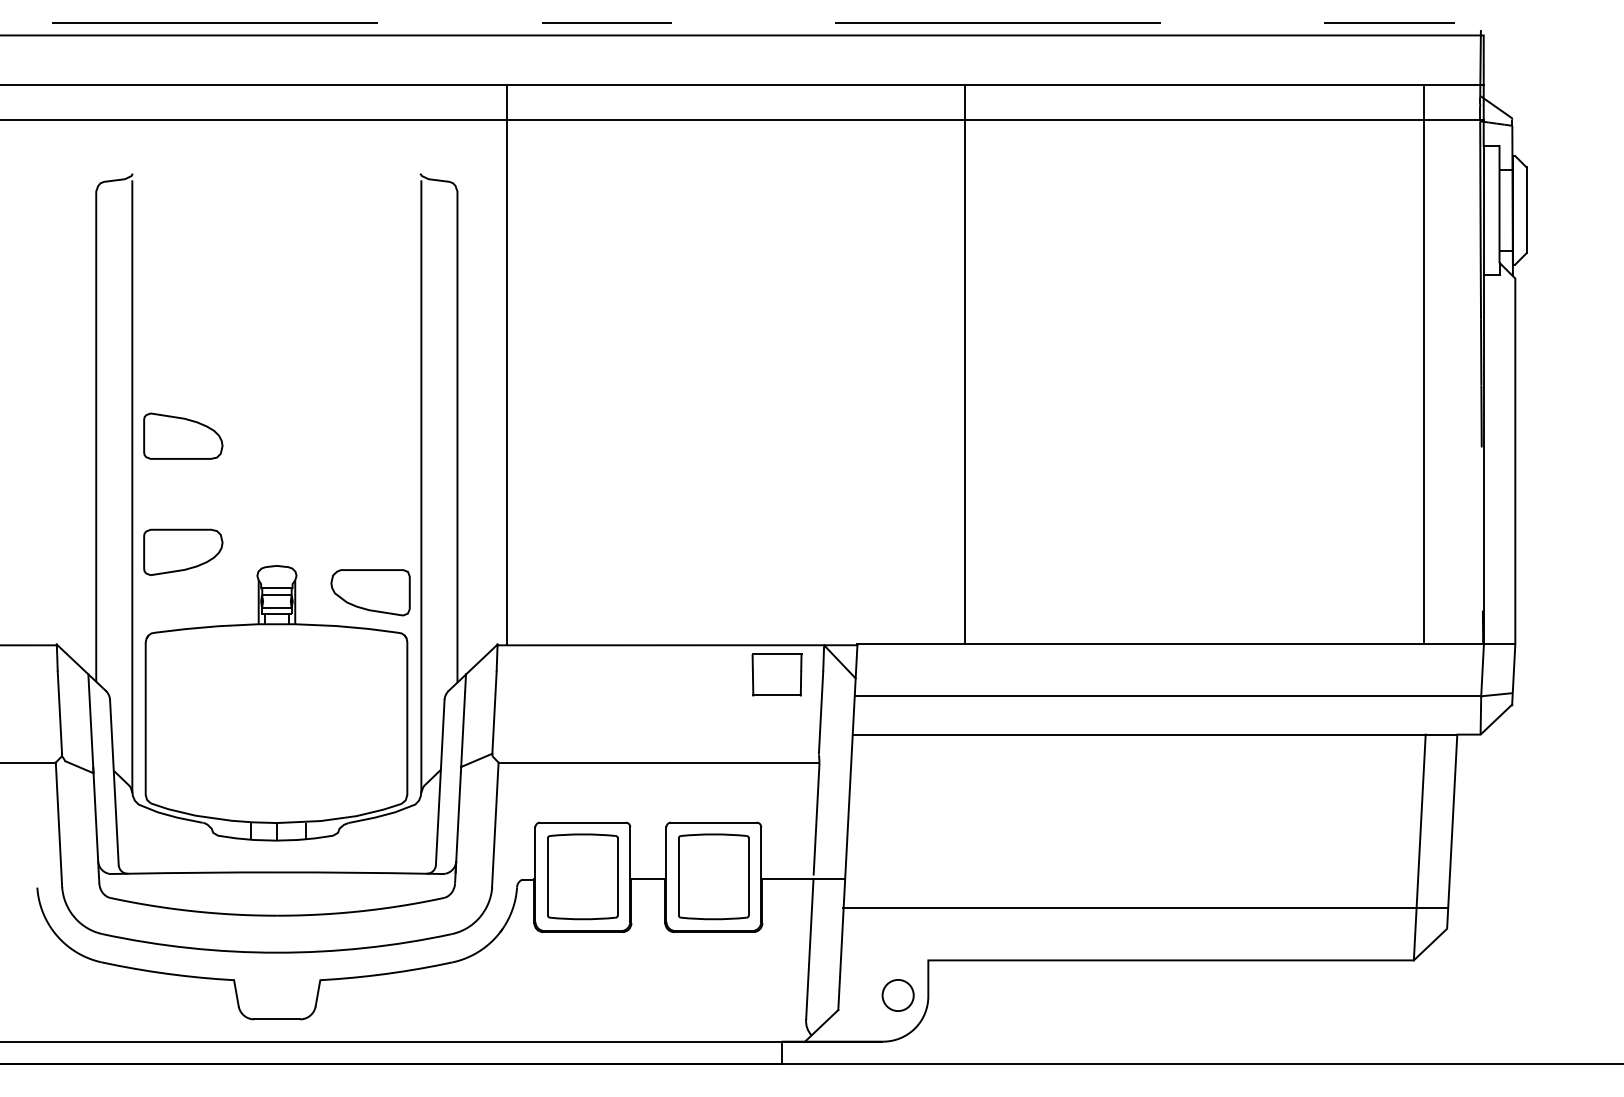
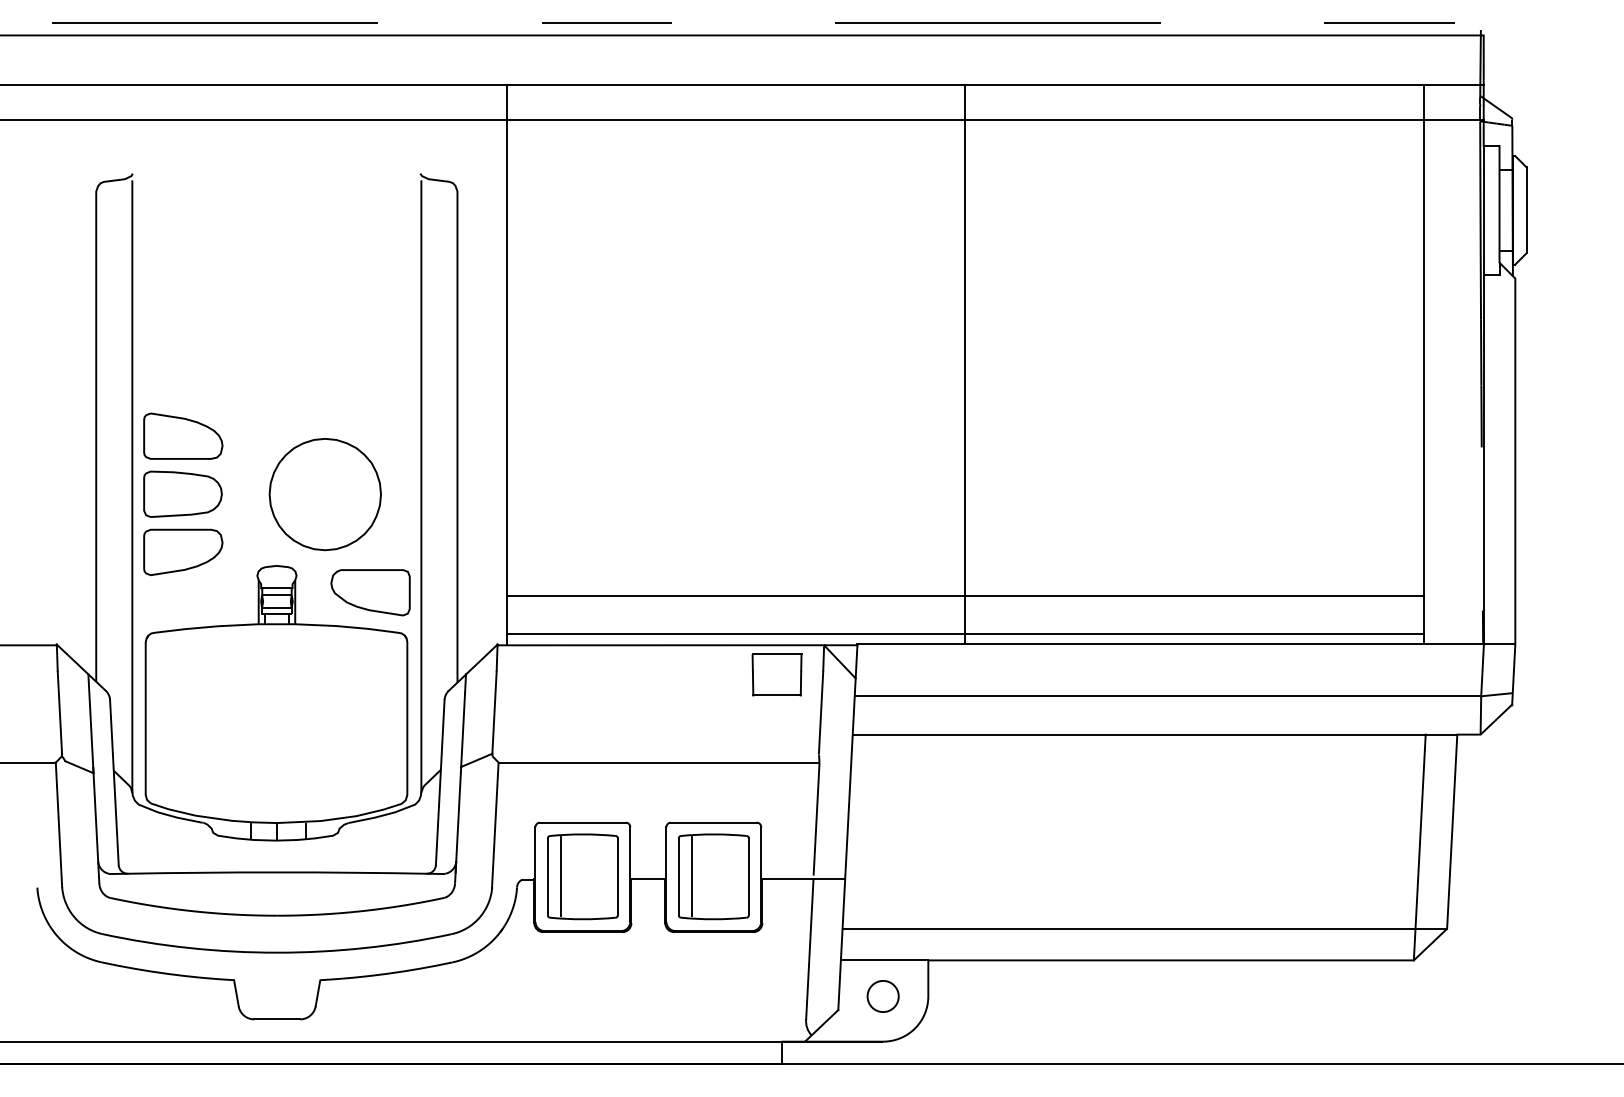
part: none -> present (182, 493)
part: none -> present (324, 494)
line: none -> present (965, 595)
line: none -> present (965, 634)
line: none -> present (561, 876)
line: none -> present (692, 876)
line position: (1144, 907) -> (1144, 928) (1144, 928)
line: none -> present (884, 960)
circle position: (897, 995) -> (882, 996) (882, 996)
